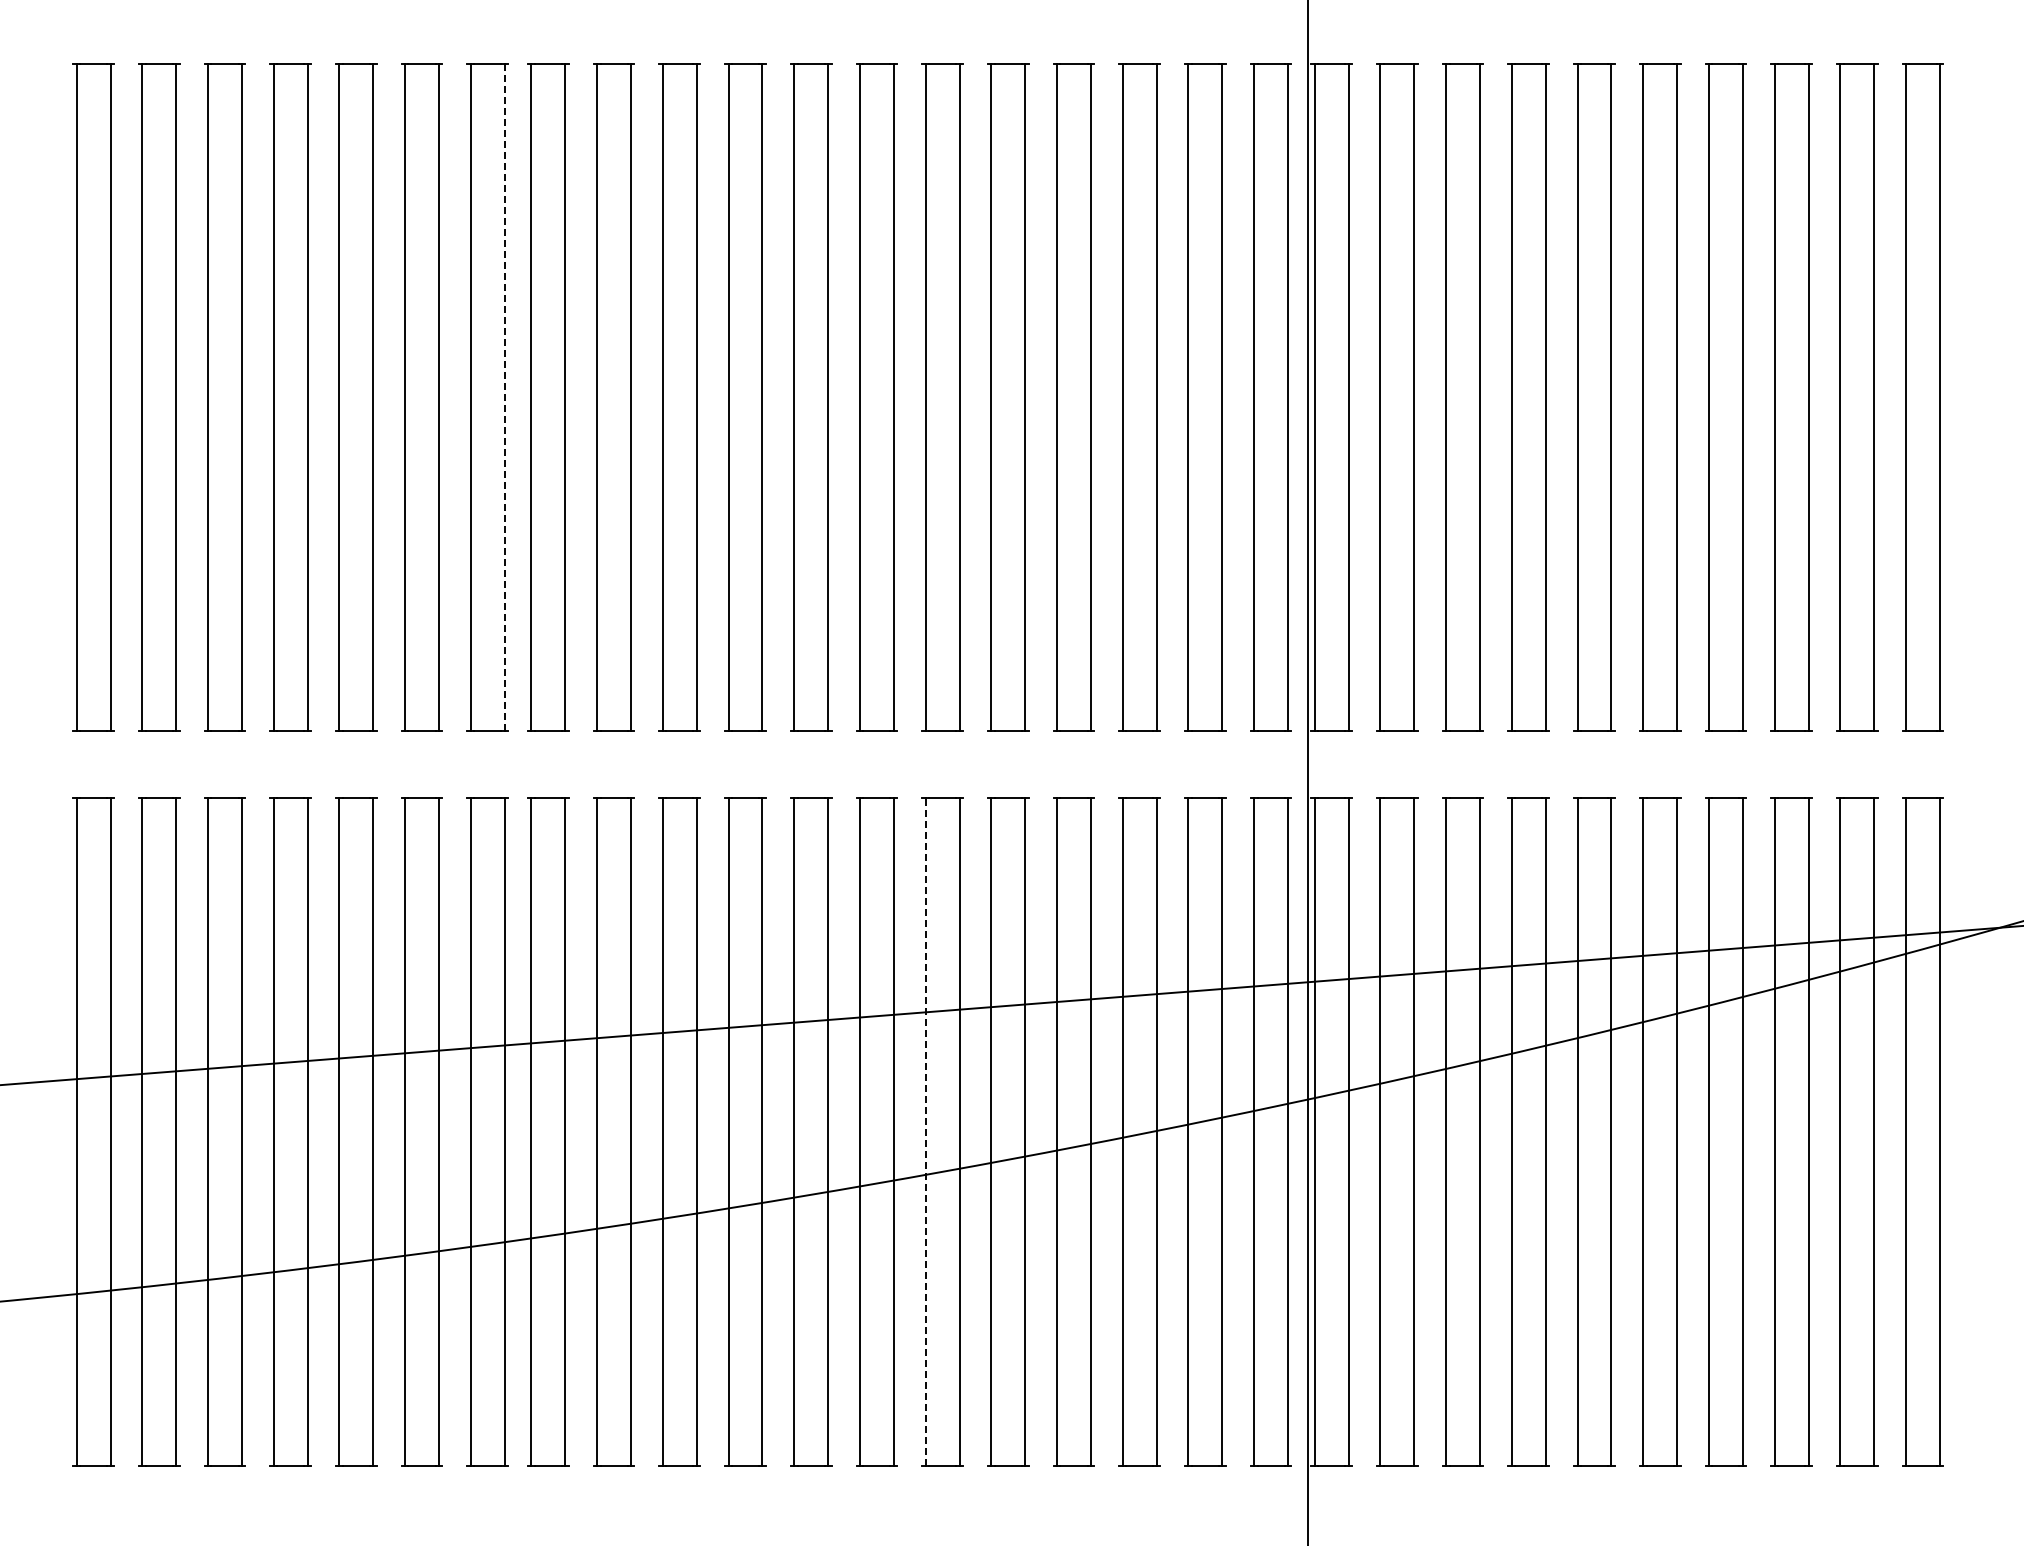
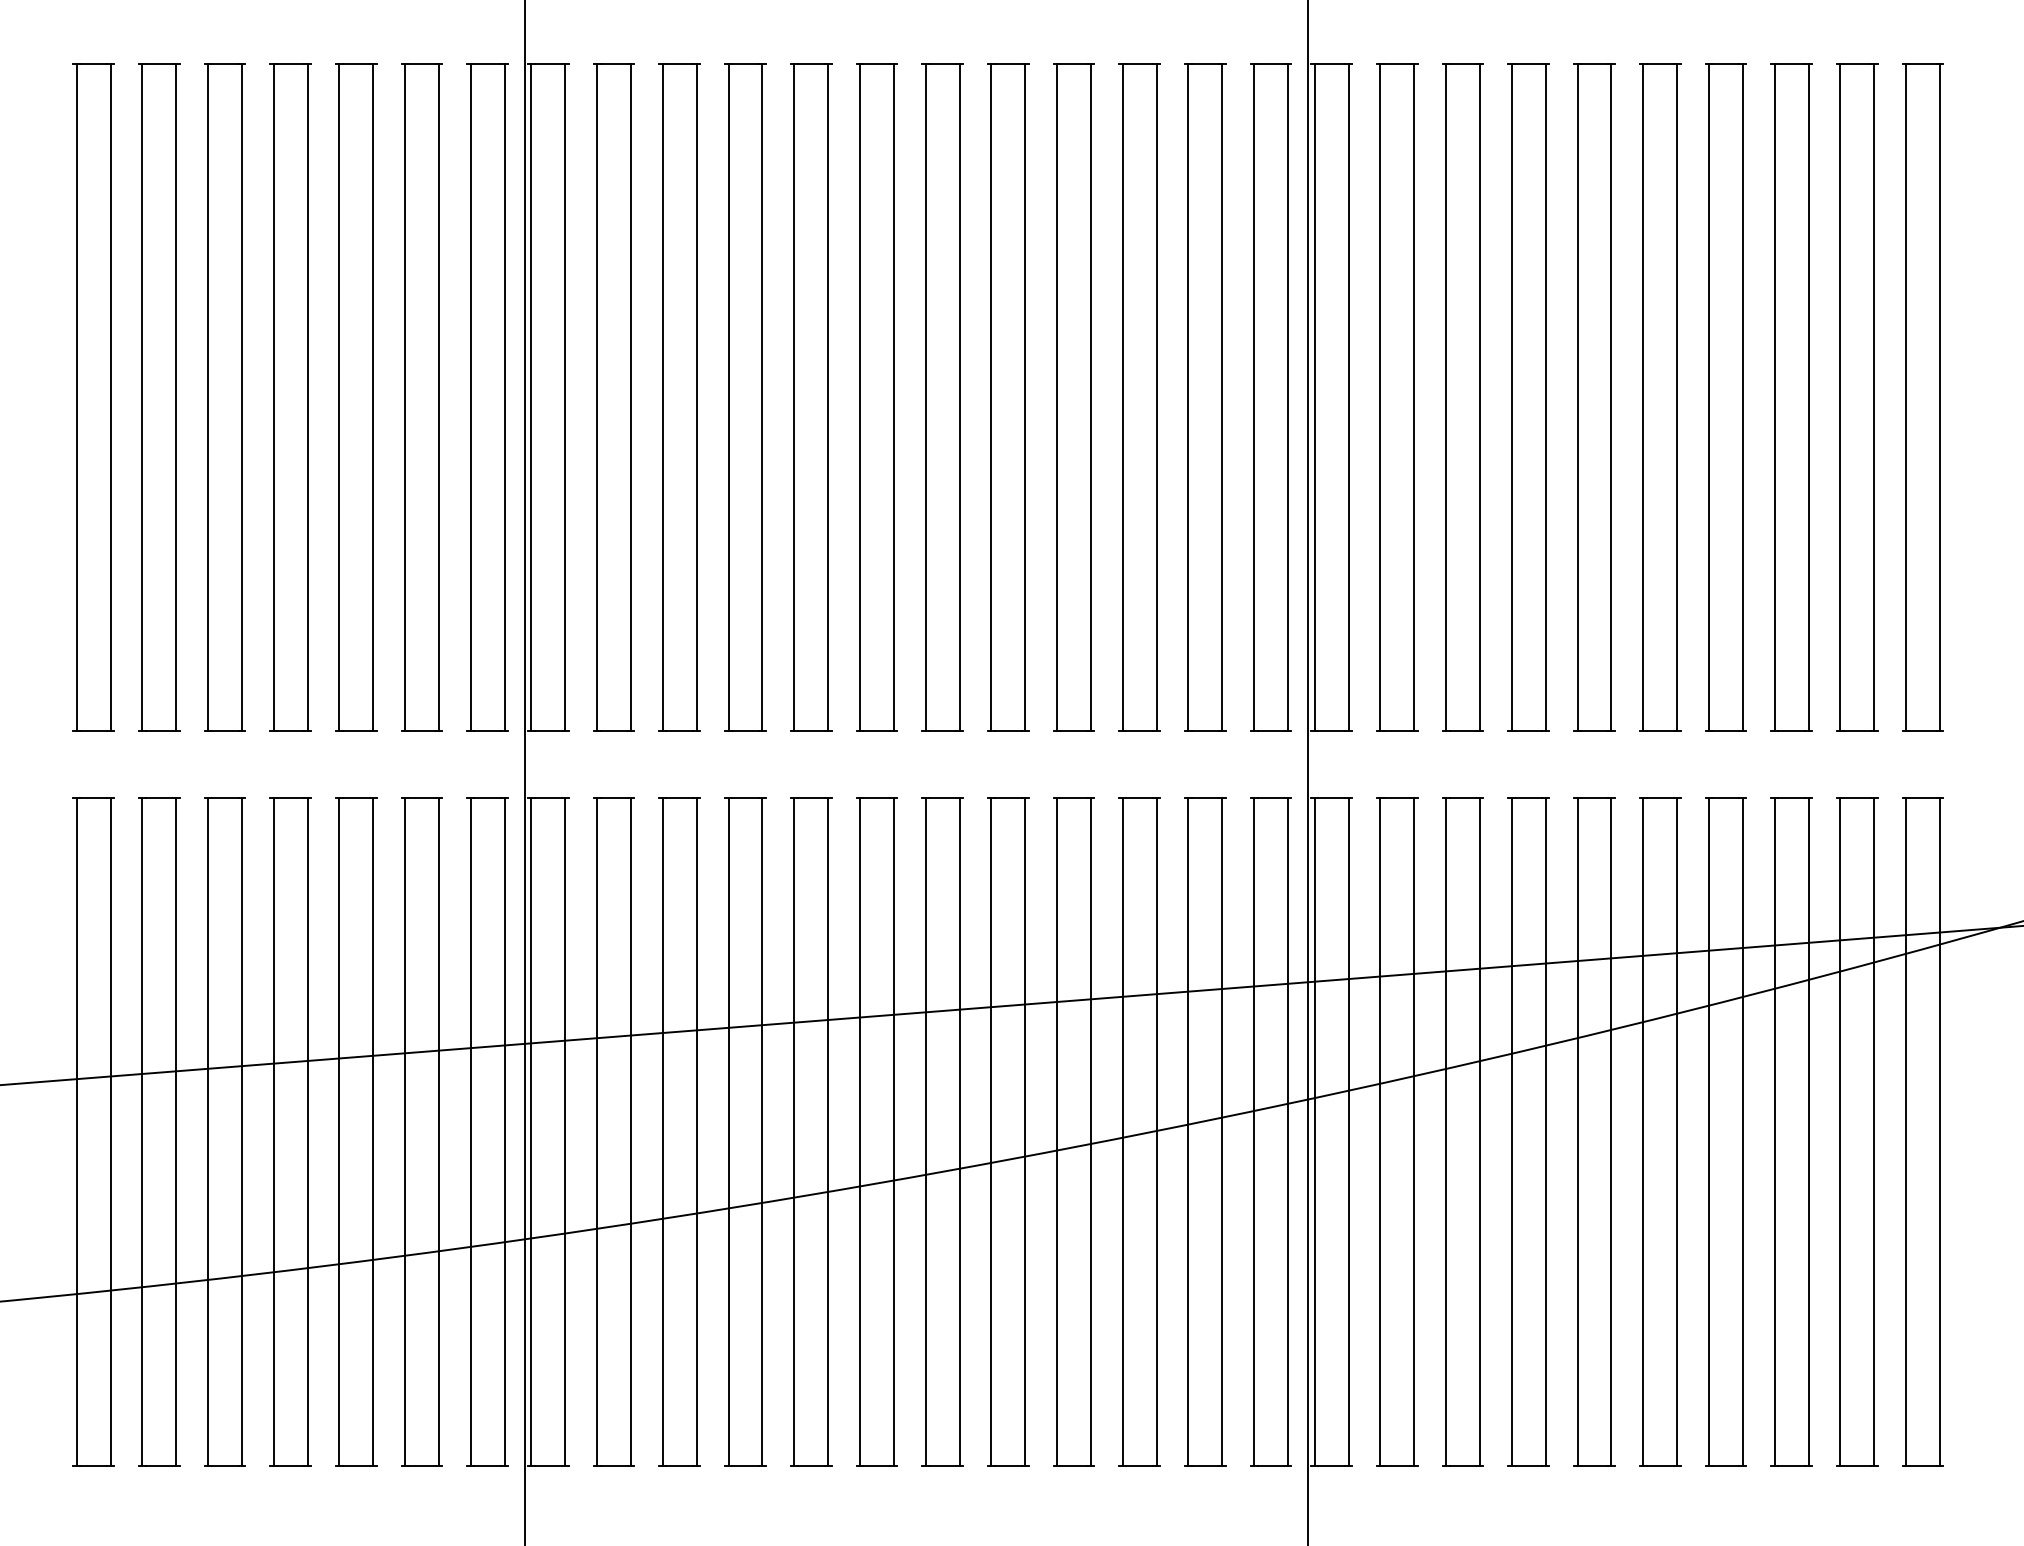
line: dashed -> solid (504, 397)
line: none -> present (525, 772)
line: dashed -> solid (925, 1131)
